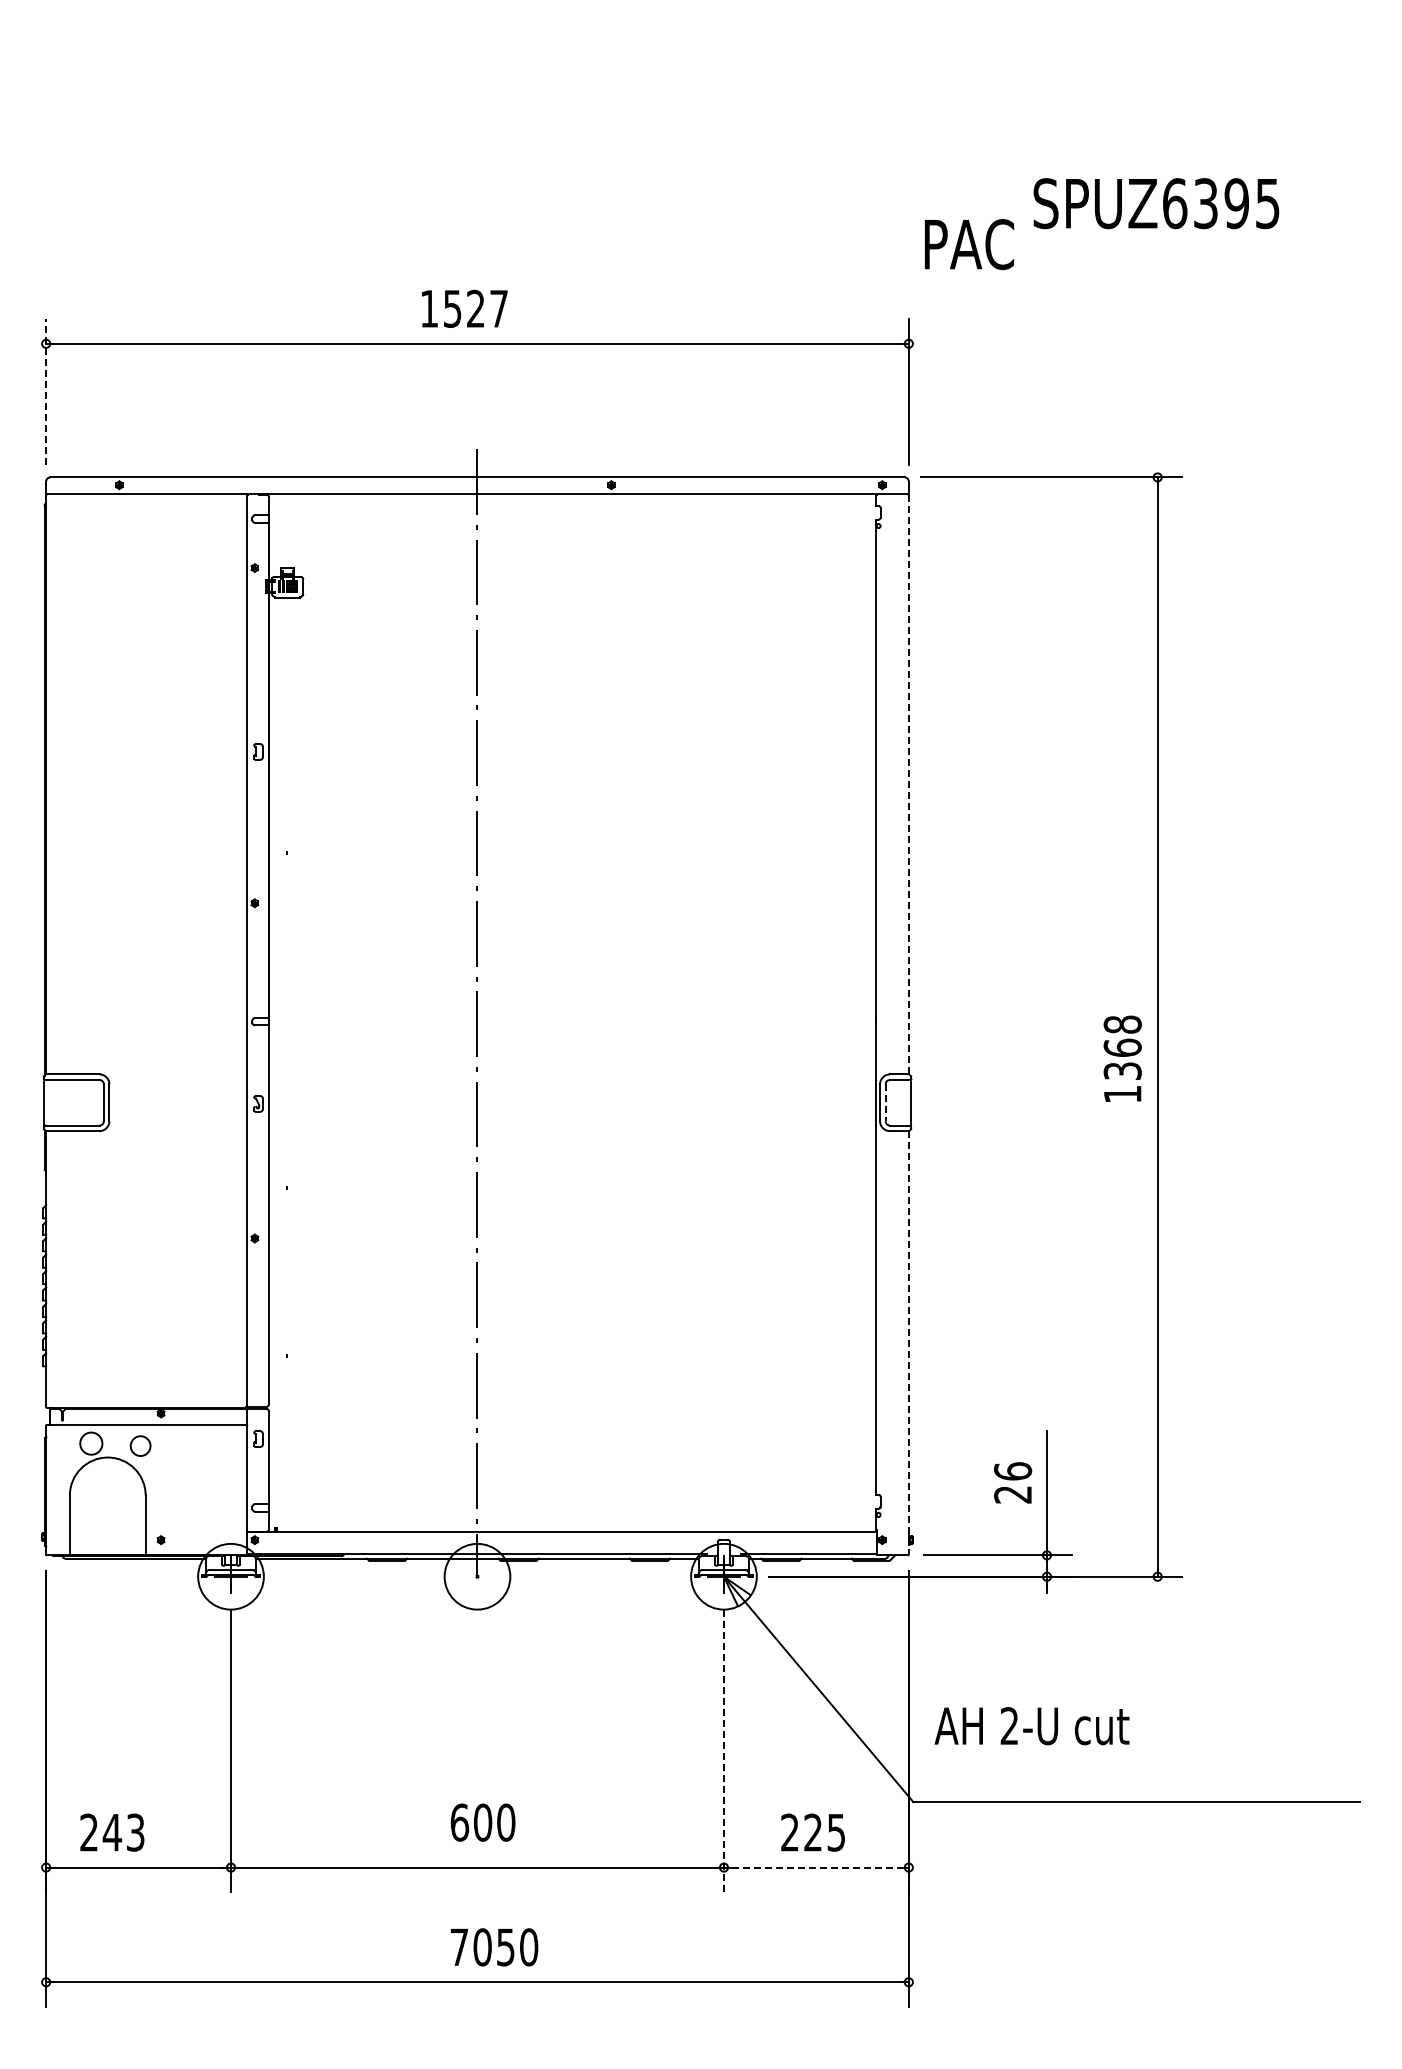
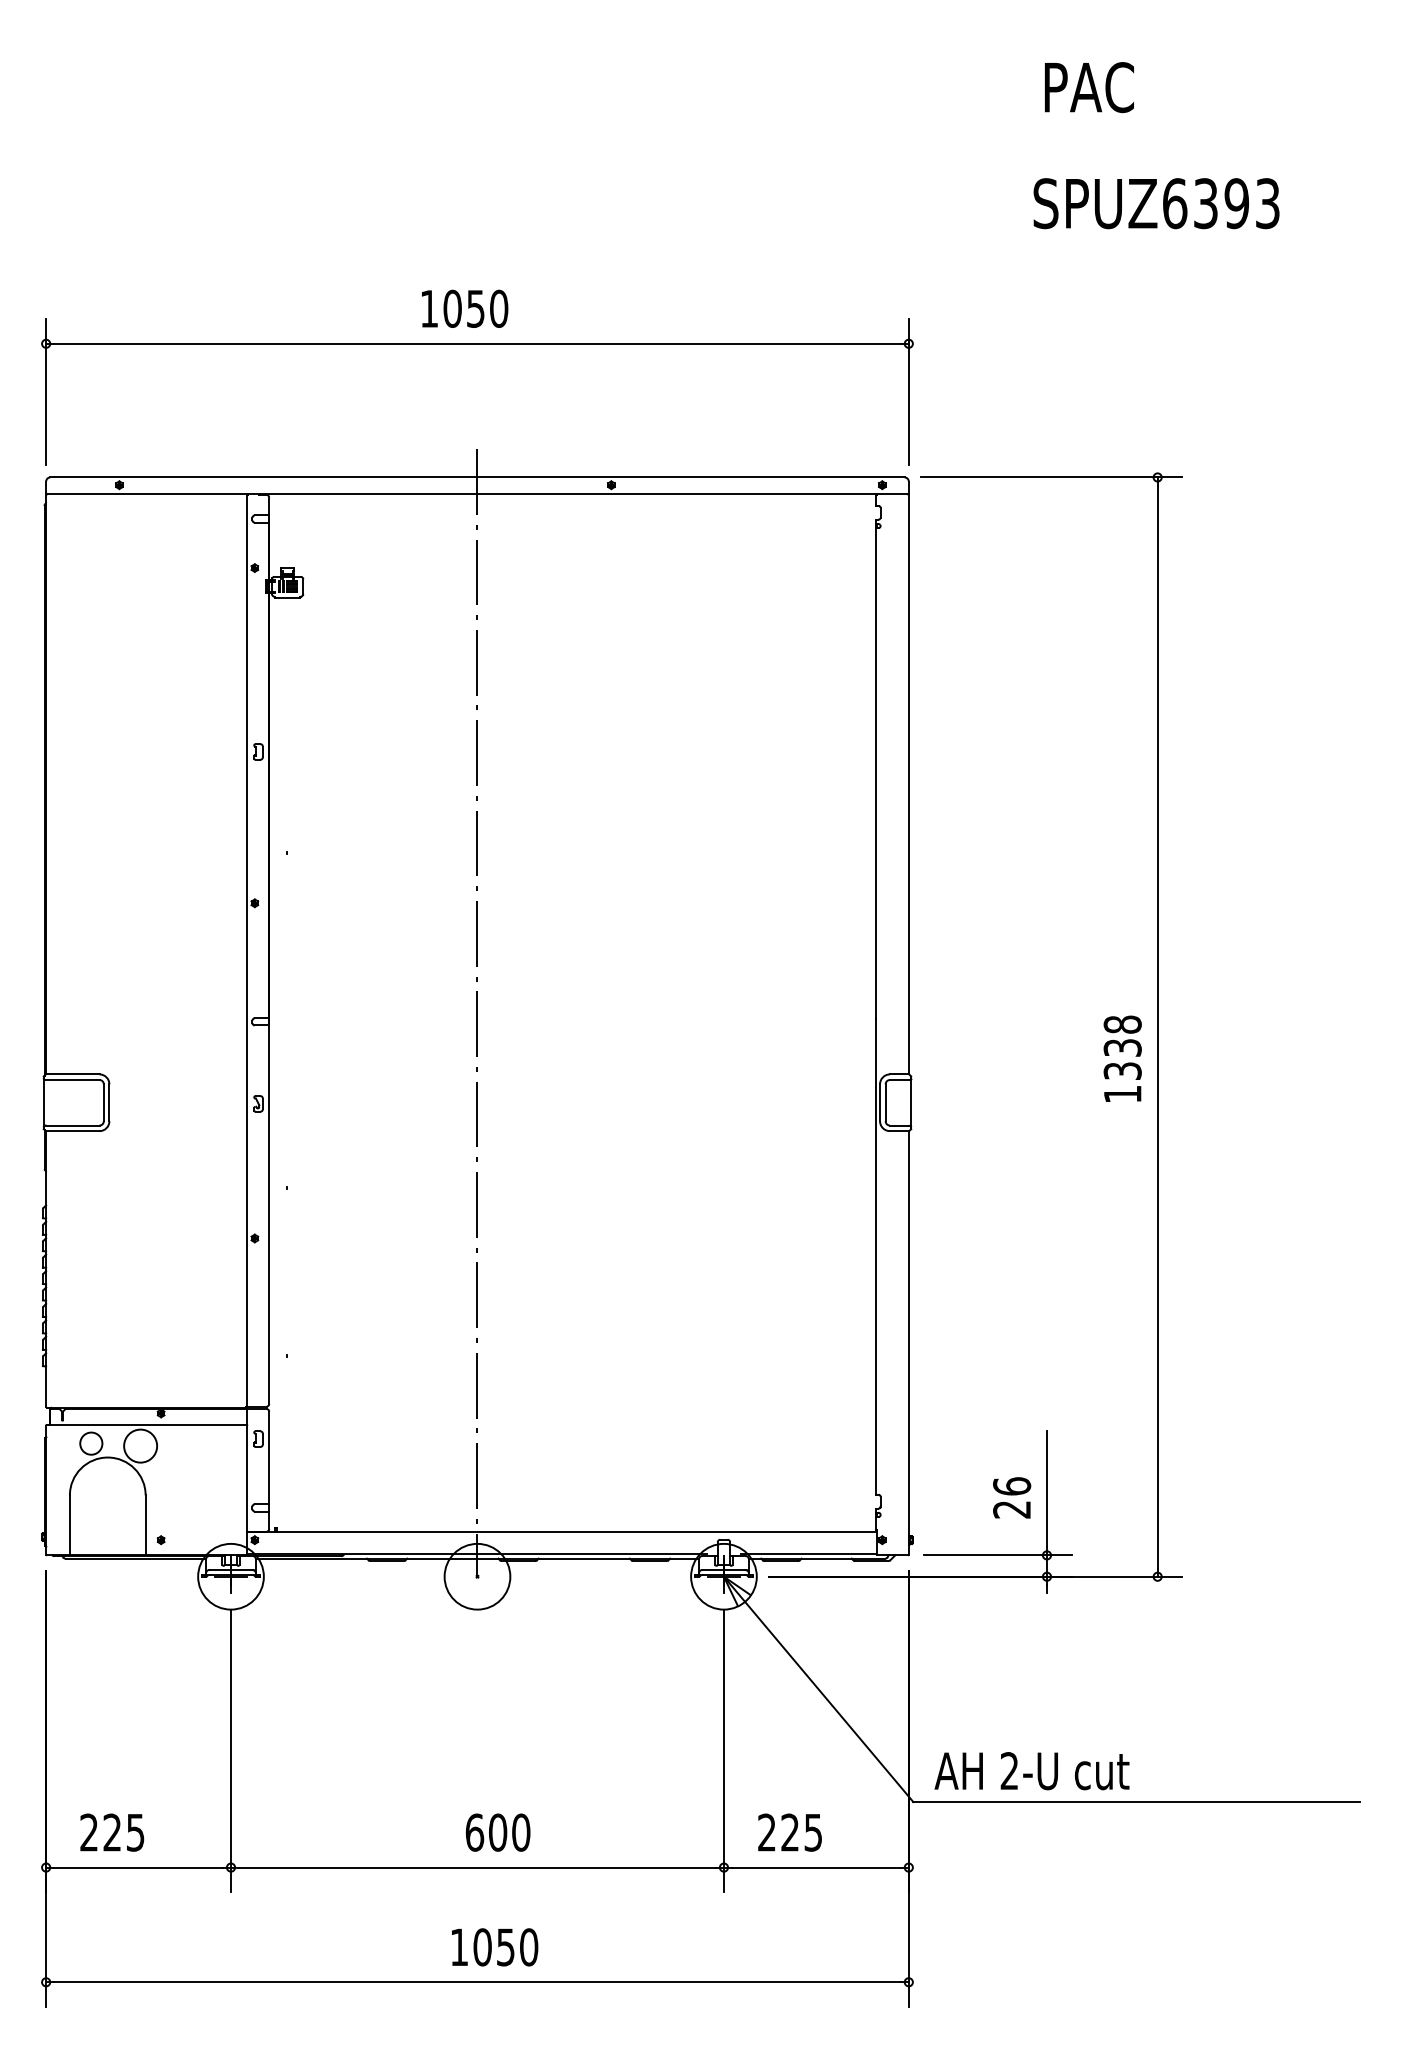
text: SPUZ6395 -> SPUZ6393 (1267, 203)
text position: (969, 244) -> (1089, 87) (1089, 87)
text: 1527 -> 1050 (475, 308)
line: dashed -> solid (46, 392)
line: dashed -> solid (908, 784)
text: 1368 -> 1338 (1122, 1047)
line: dashed -> solid (885, 1103)
line: dashed -> solid (908, 1342)
circle diameter: 20 px -> 33 px (140, 1445)
text position: (1013, 1482) -> (1012, 1497) (1012, 1497)
text position: (1031, 1726) -> (1031, 1771) (1031, 1771)
line: dashed -> solid (723, 1751)
text position: (482, 1822) -> (497, 1832) (497, 1832)
text: 243 -> 225 (123, 1832)
text position: (812, 1832) -> (789, 1832) (789, 1832)
line: dashed -> solid (816, 1867)
text: 7050 -> 1050 (459, 1946)
